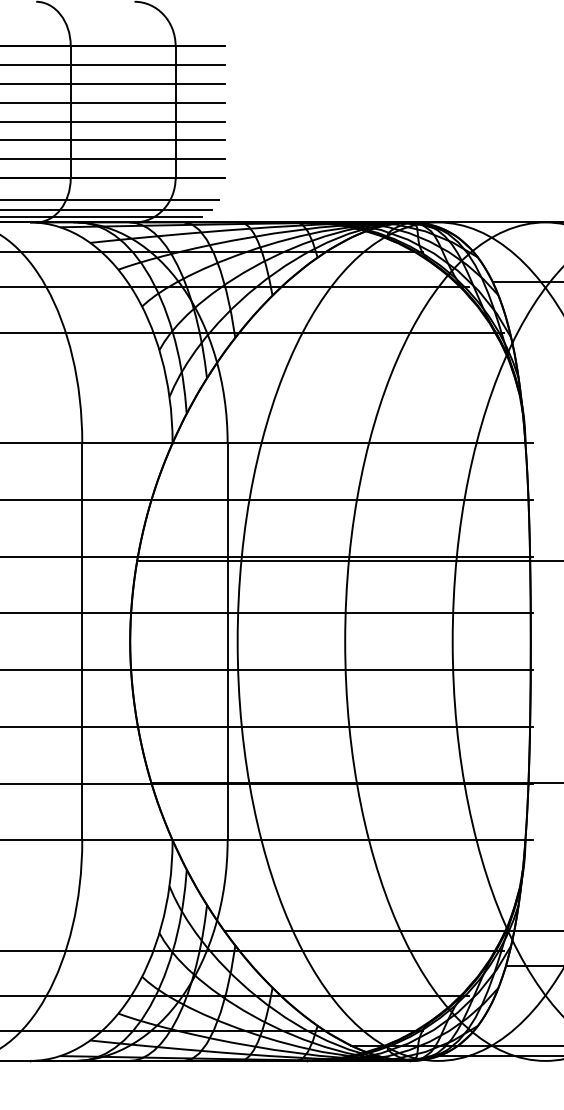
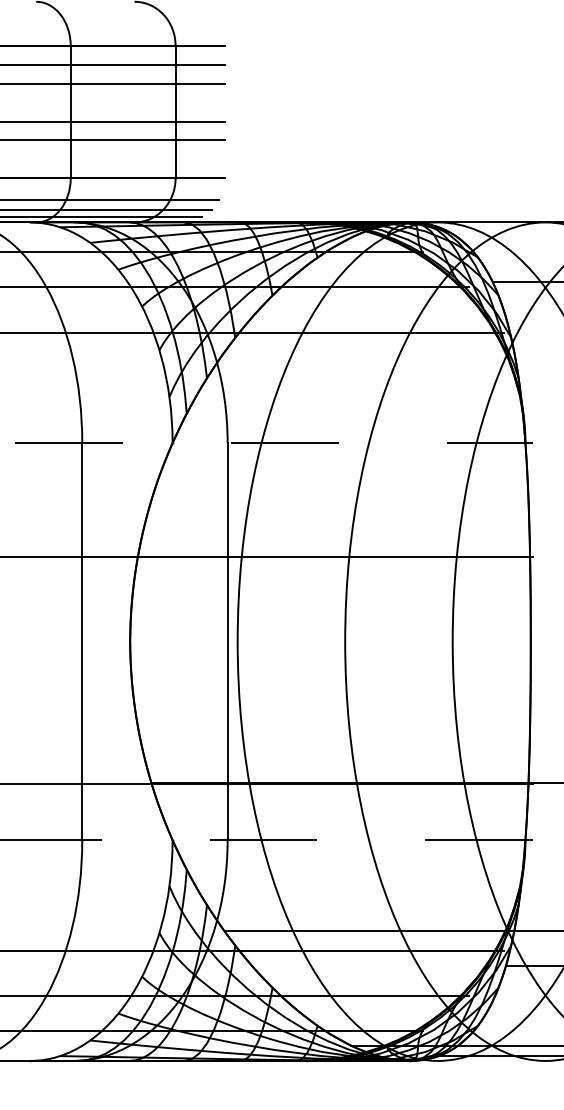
line: present -> none (113, 102)
line: present -> none (113, 159)
line: solid -> dashed (267, 443)
line: present -> none (267, 499)
line: present -> none (348, 560)
line: present -> none (267, 613)
line: present -> none (267, 670)
line: present -> none (267, 726)
line: solid -> dashed (266, 840)
